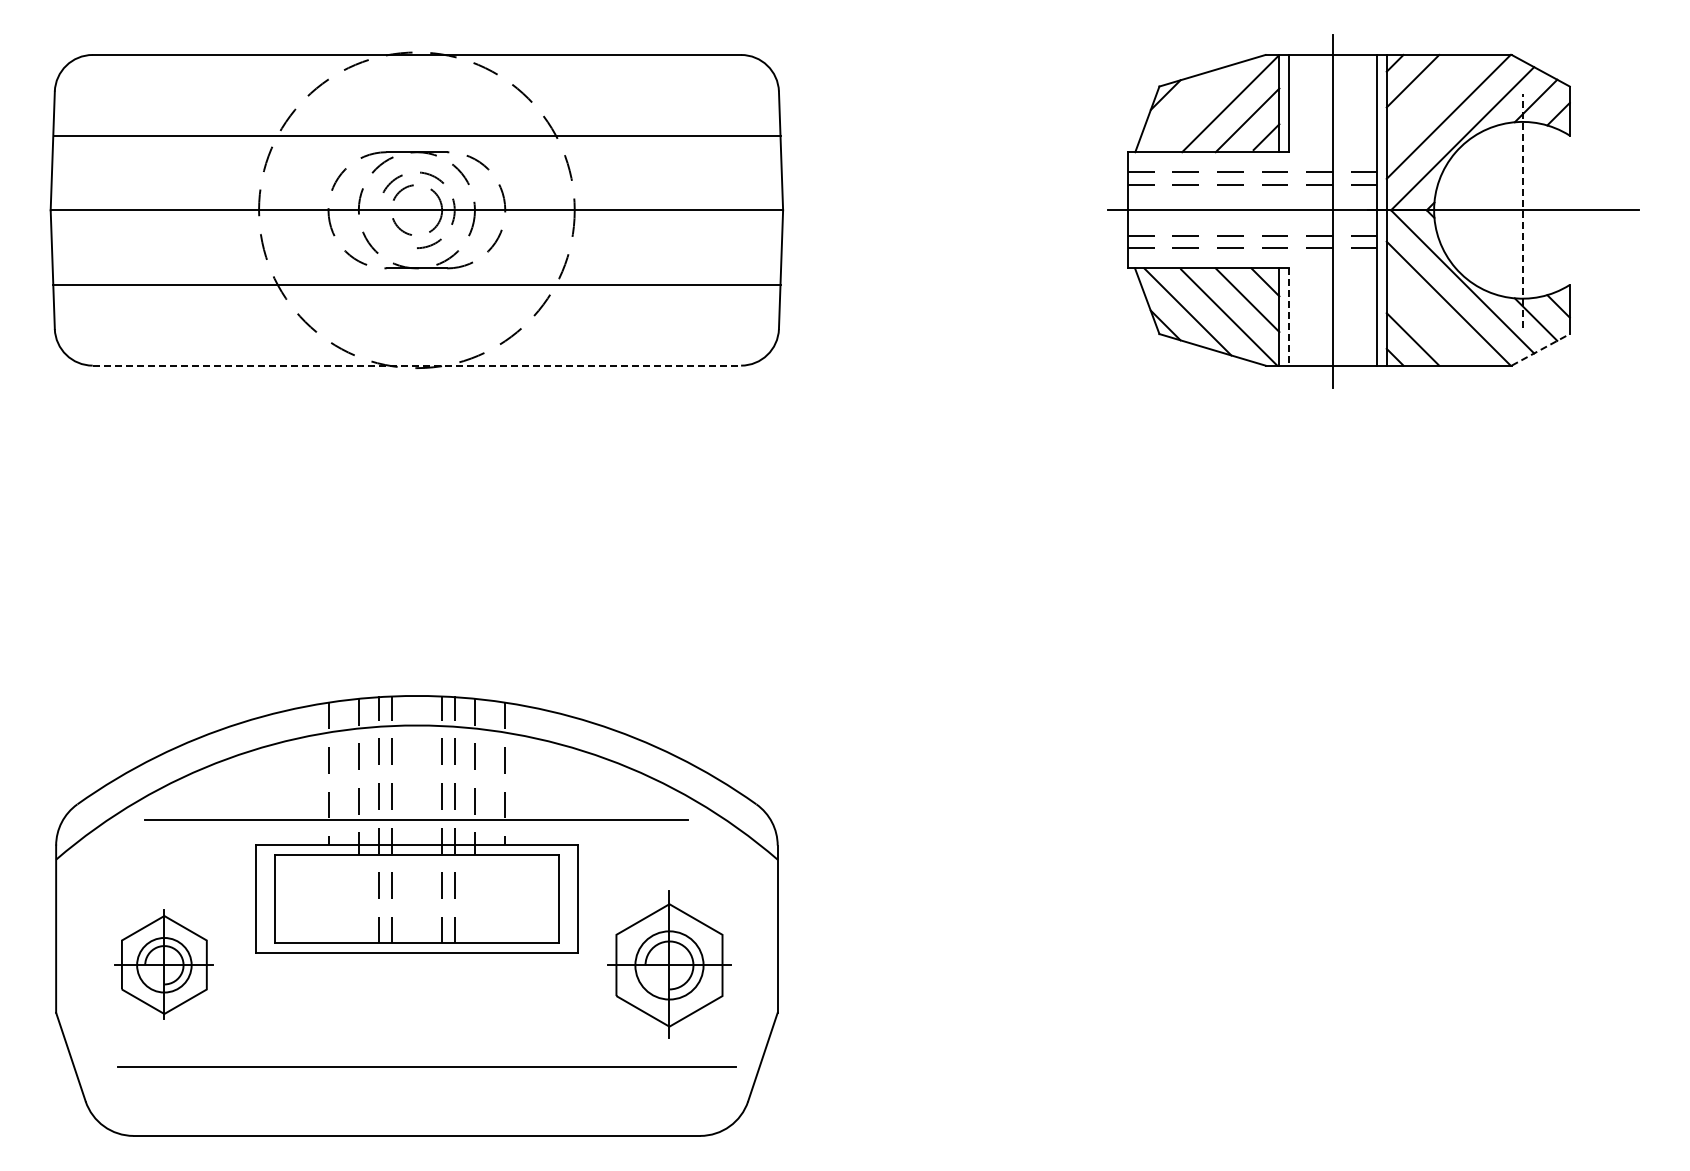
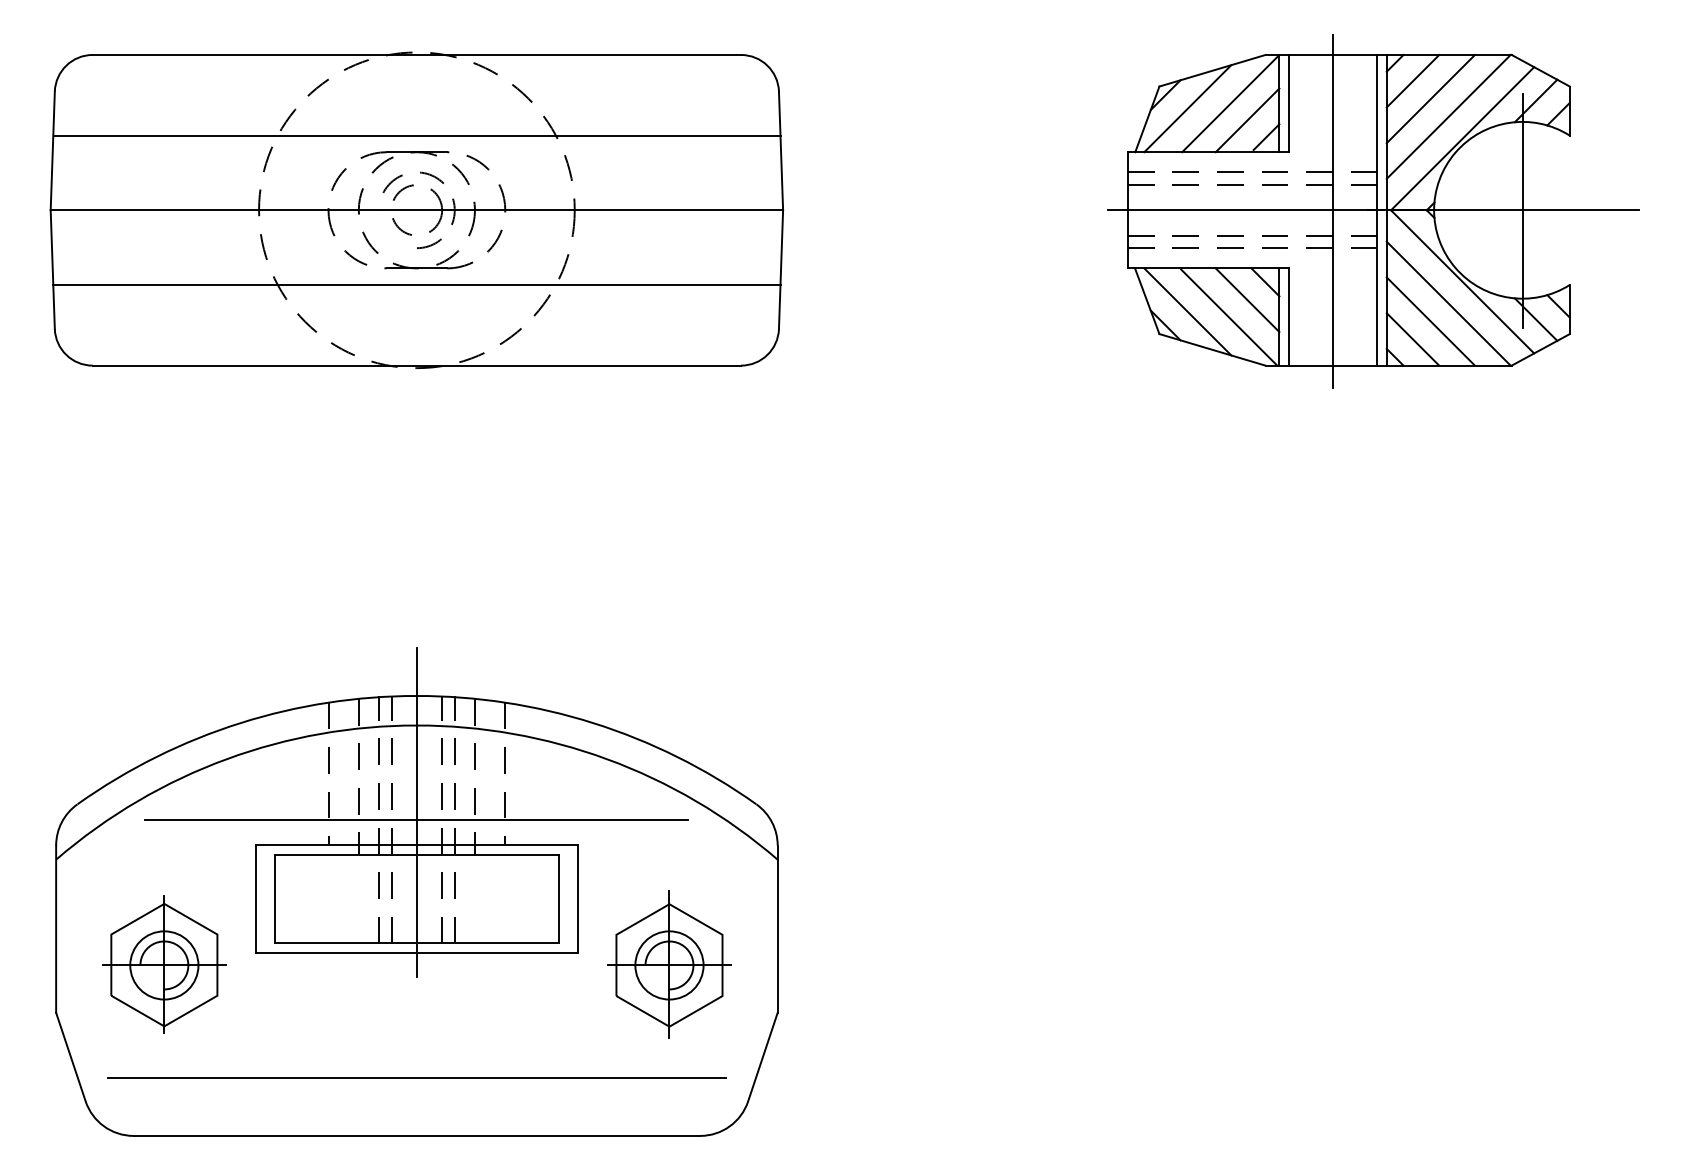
line: none -> present (1430, 98)
line: none -> present (1187, 108)
line: dashed -> solid (1522, 211)
line: dashed -> solid (1288, 317)
line: none -> present (1430, 321)
line: dashed -> solid (1541, 349)
line: dashed -> solid (417, 365)
line: none -> present (416, 812)
part size: 100x111 px -> 125x139 px (164, 964)
line position: (426, 1066) -> (416, 1077) (416, 1077)
